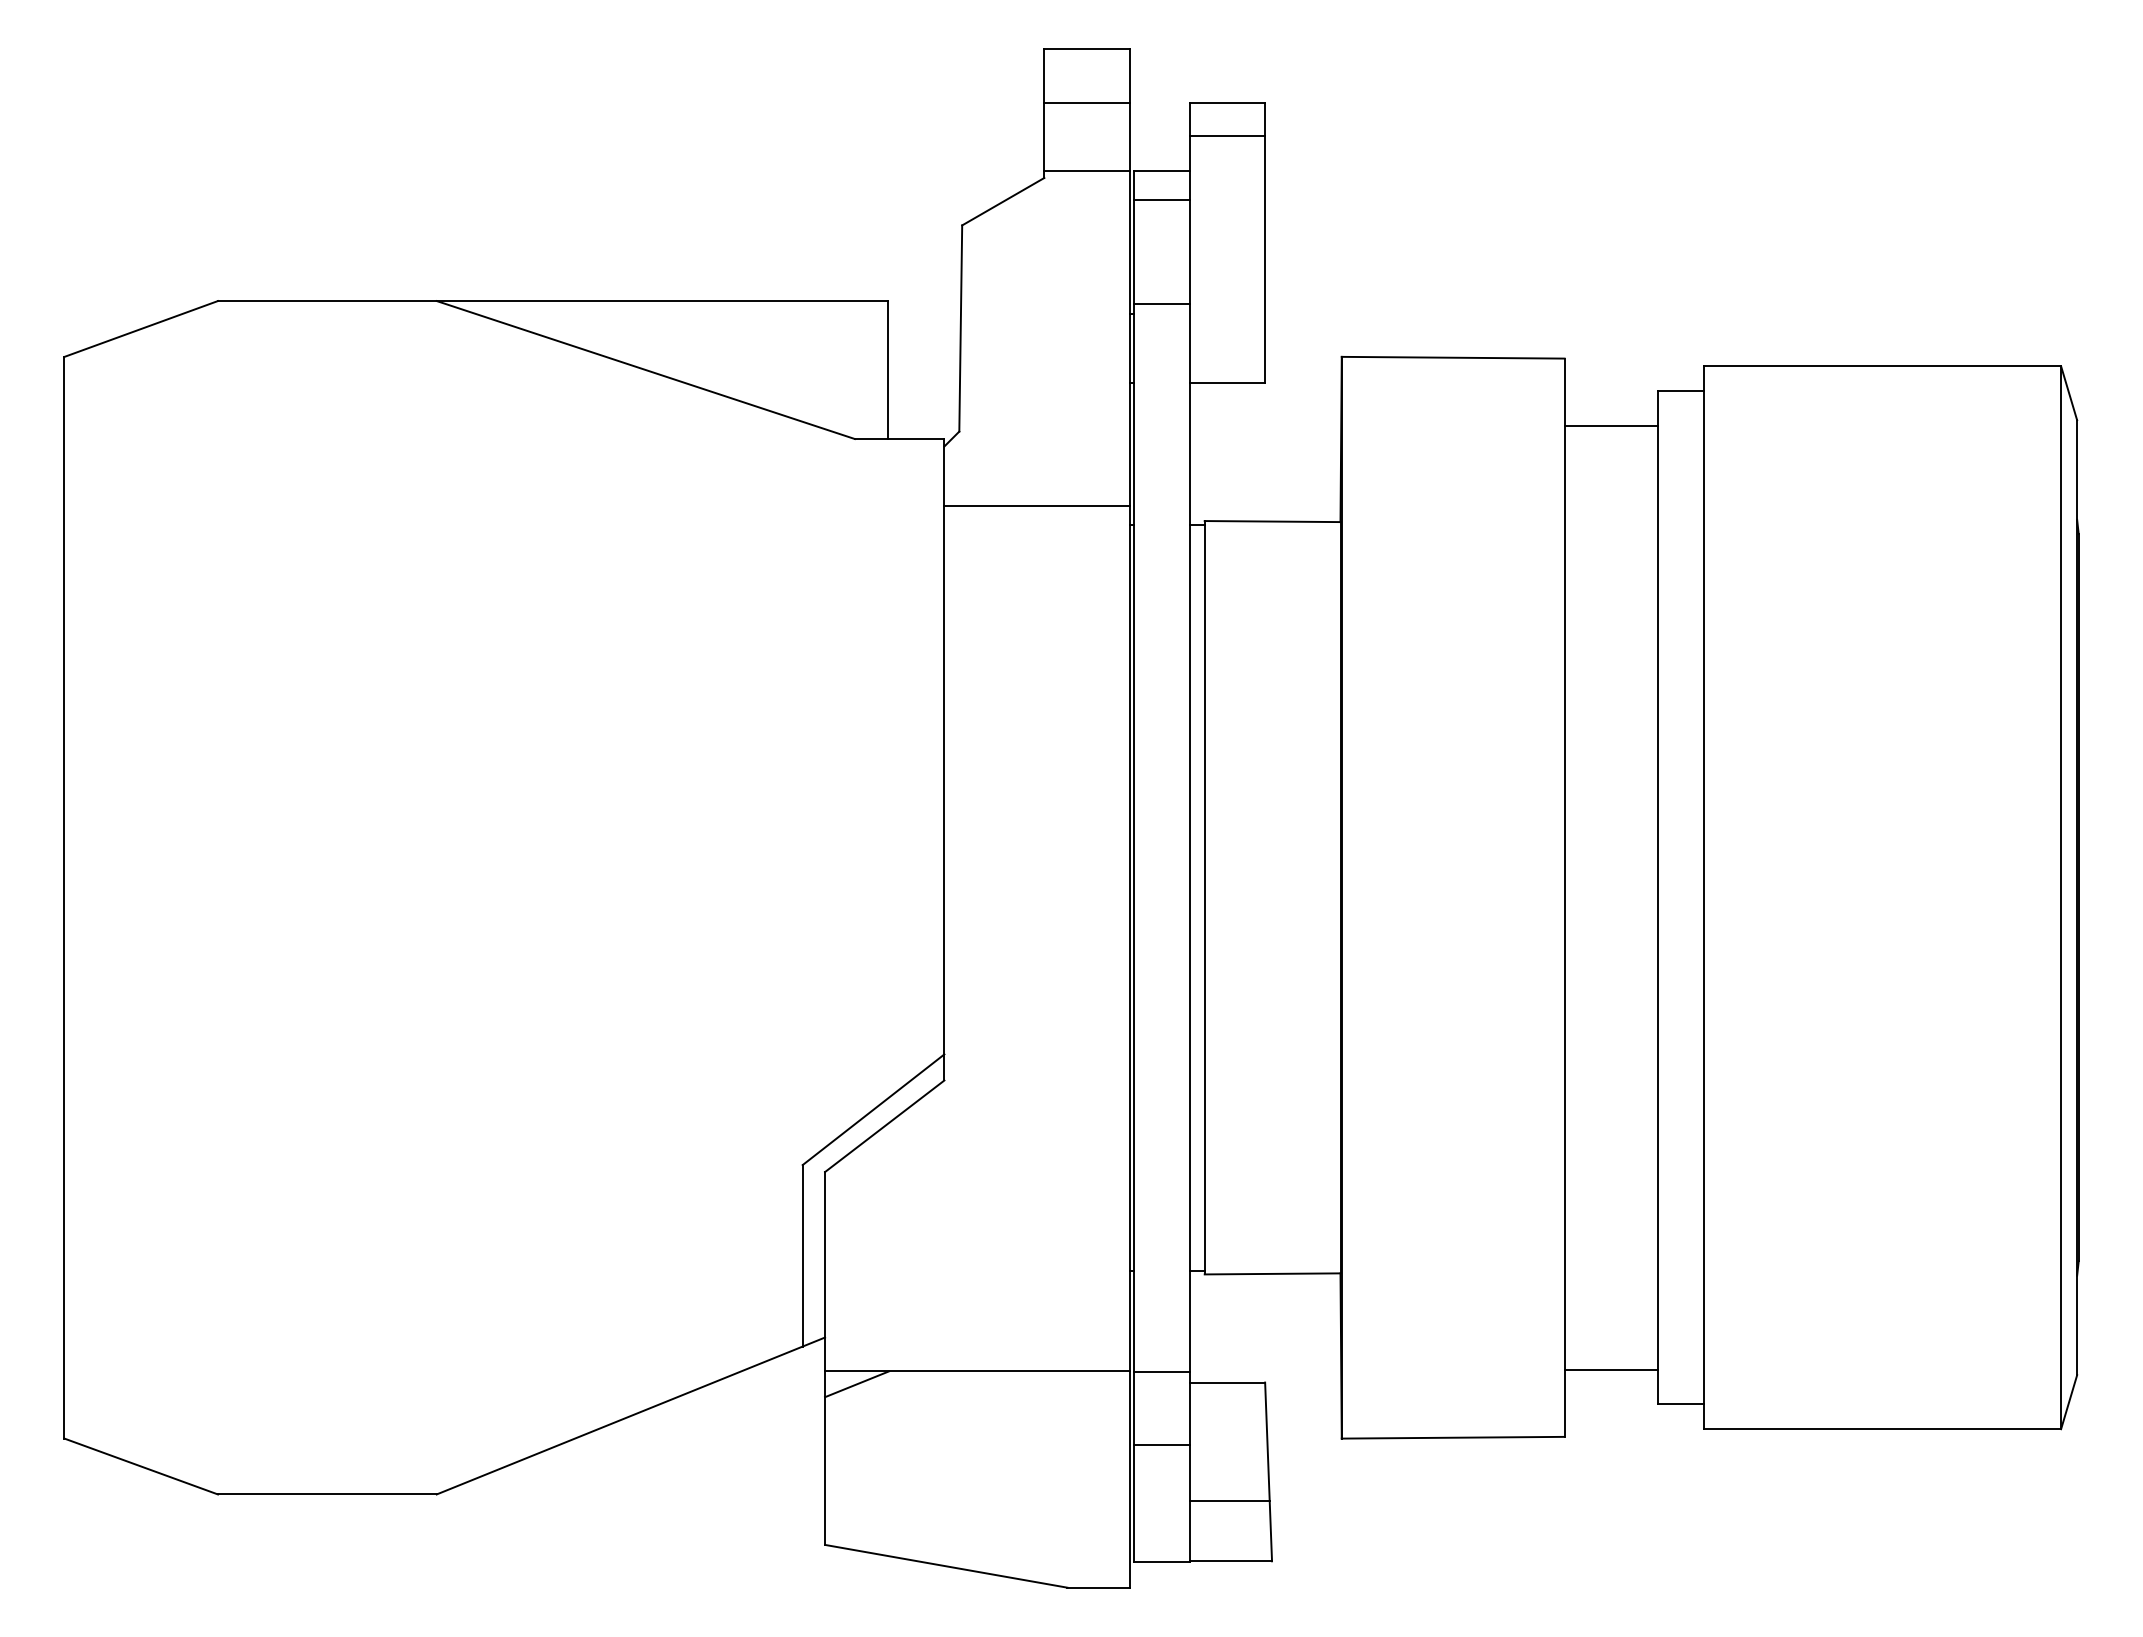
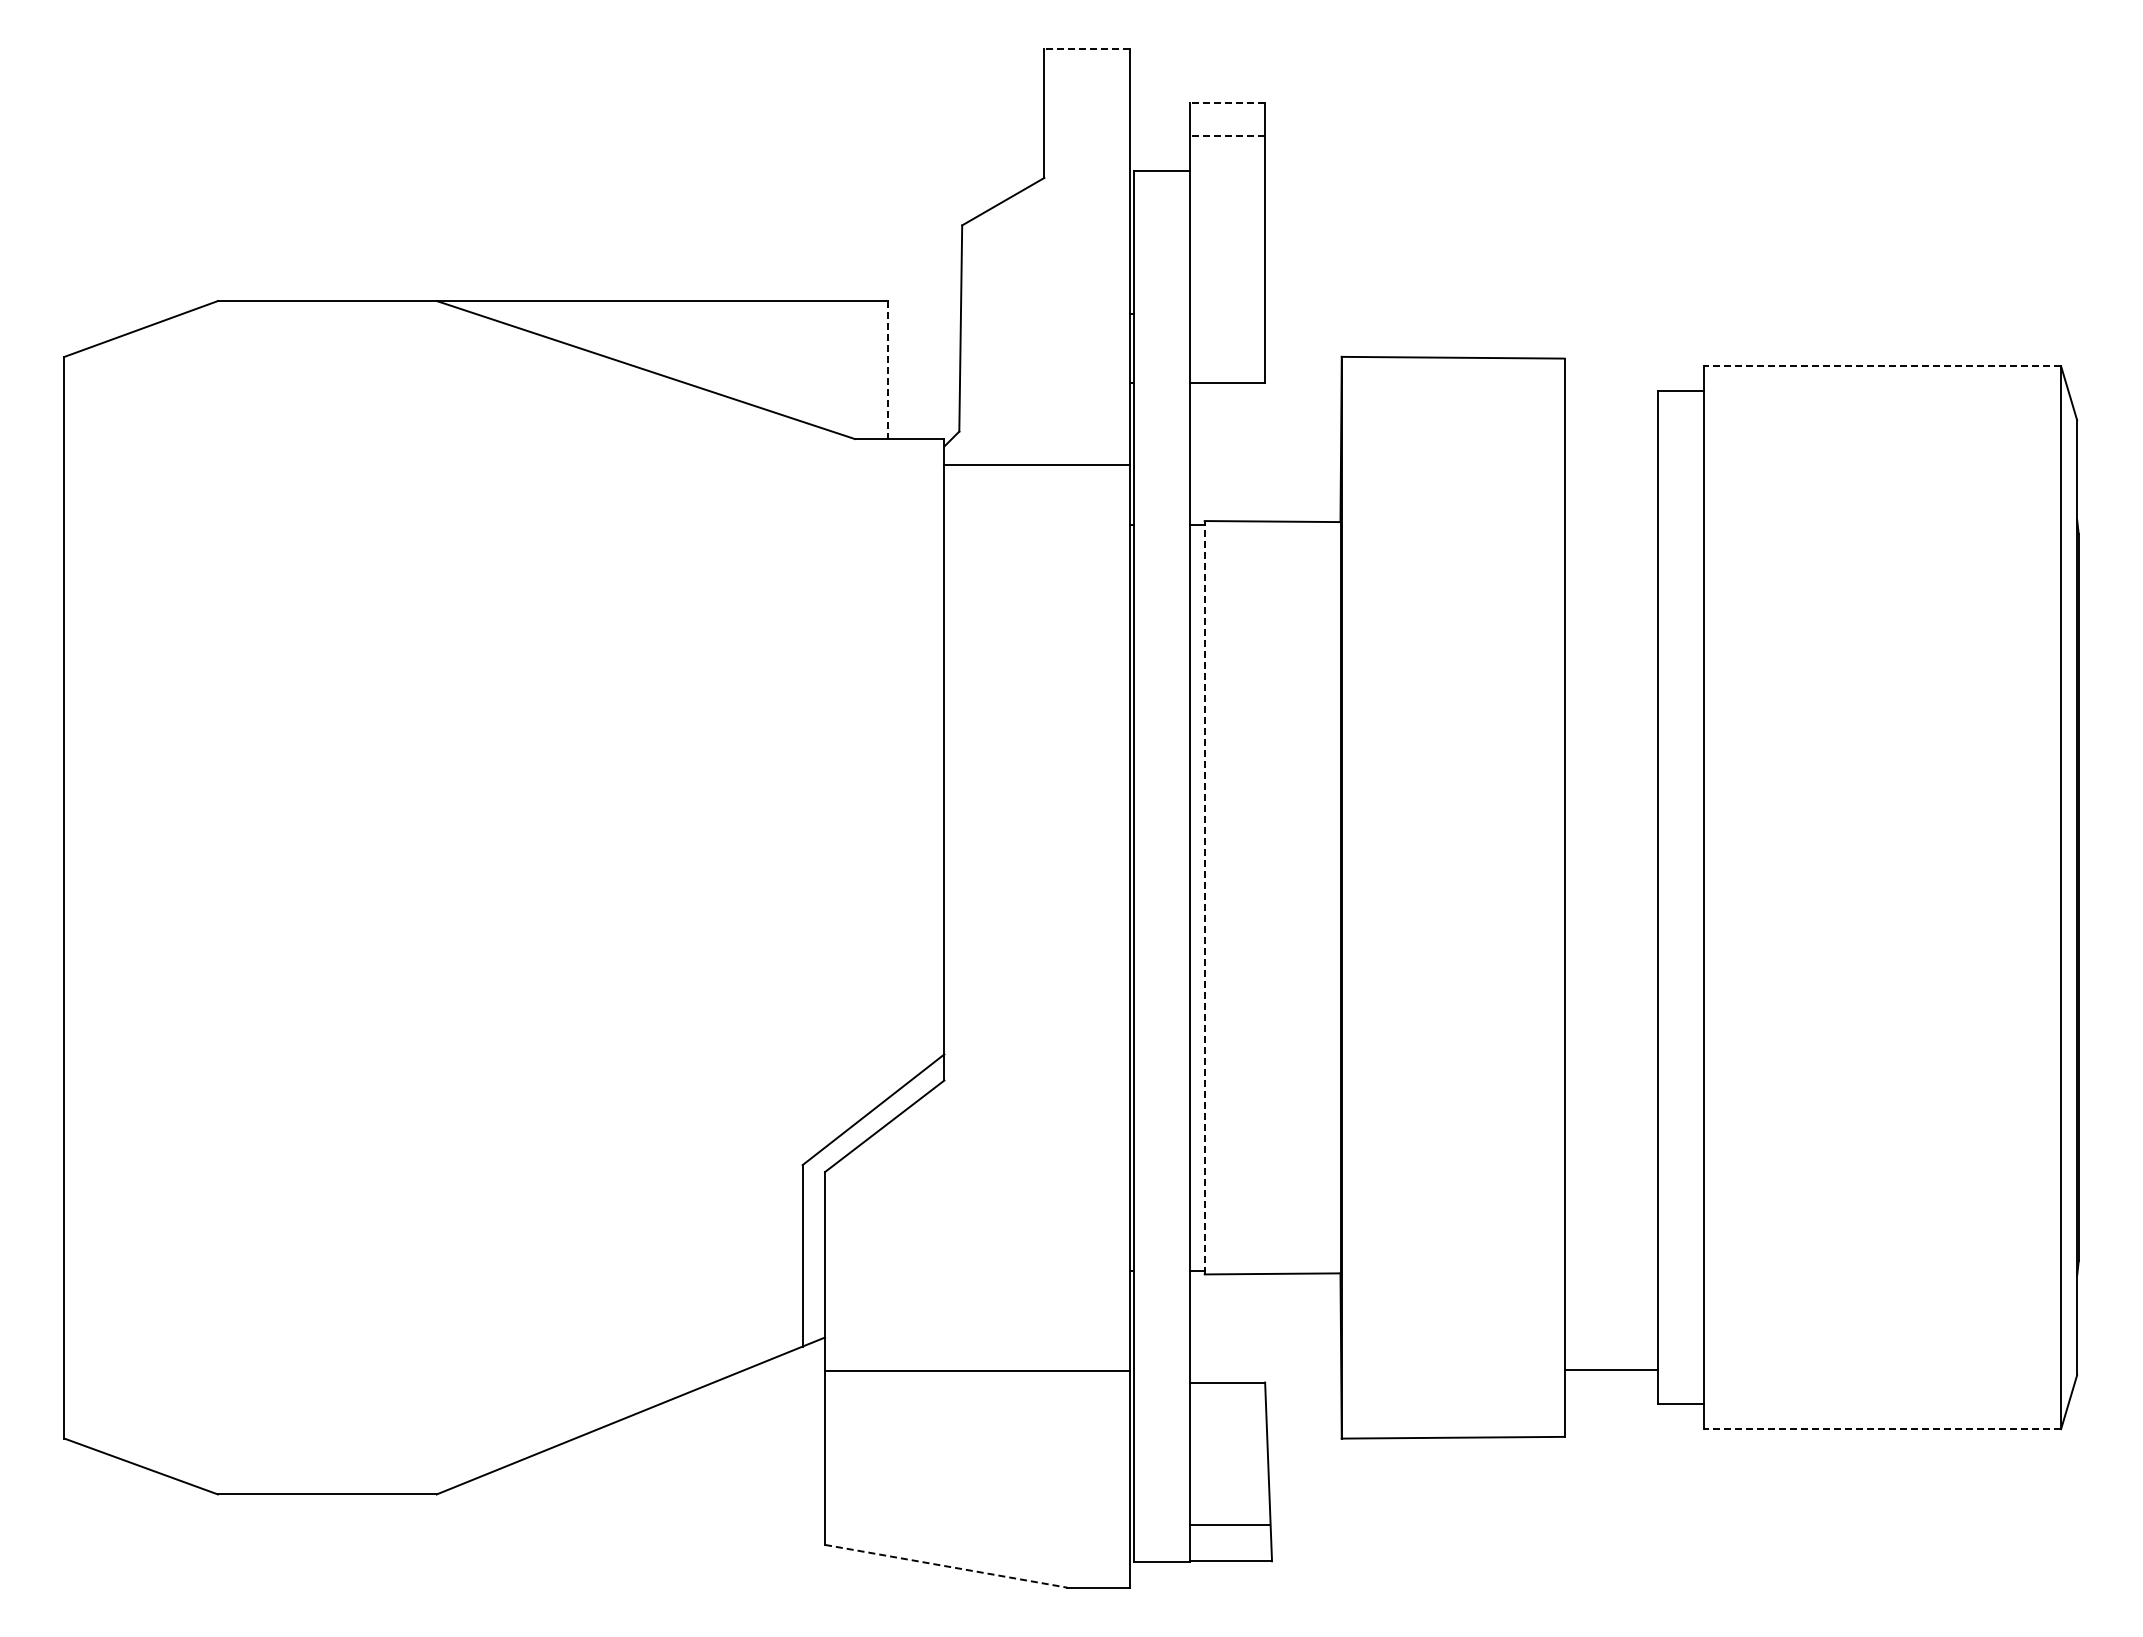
line: solid -> dashed (1087, 49)
line: present -> none (1087, 103)
line: solid -> dashed (1227, 103)
line: solid -> dashed (1227, 135)
line: present -> none (1087, 170)
line: present -> none (1161, 200)
line: present -> none (1161, 303)
line: solid -> dashed (1882, 366)
line: solid -> dashed (888, 370)
line: present -> none (1610, 425)
line position: (1037, 506) -> (1037, 465) (1037, 465)
line: solid -> dashed (1204, 897)
line: present -> none (1161, 1372)
line: present -> none (857, 1384)
line: solid -> dashed (1882, 1429)
line: present -> none (1161, 1444)
line position: (1229, 1501) -> (1229, 1525) (1229, 1525)
line: solid -> dashed (946, 1566)
